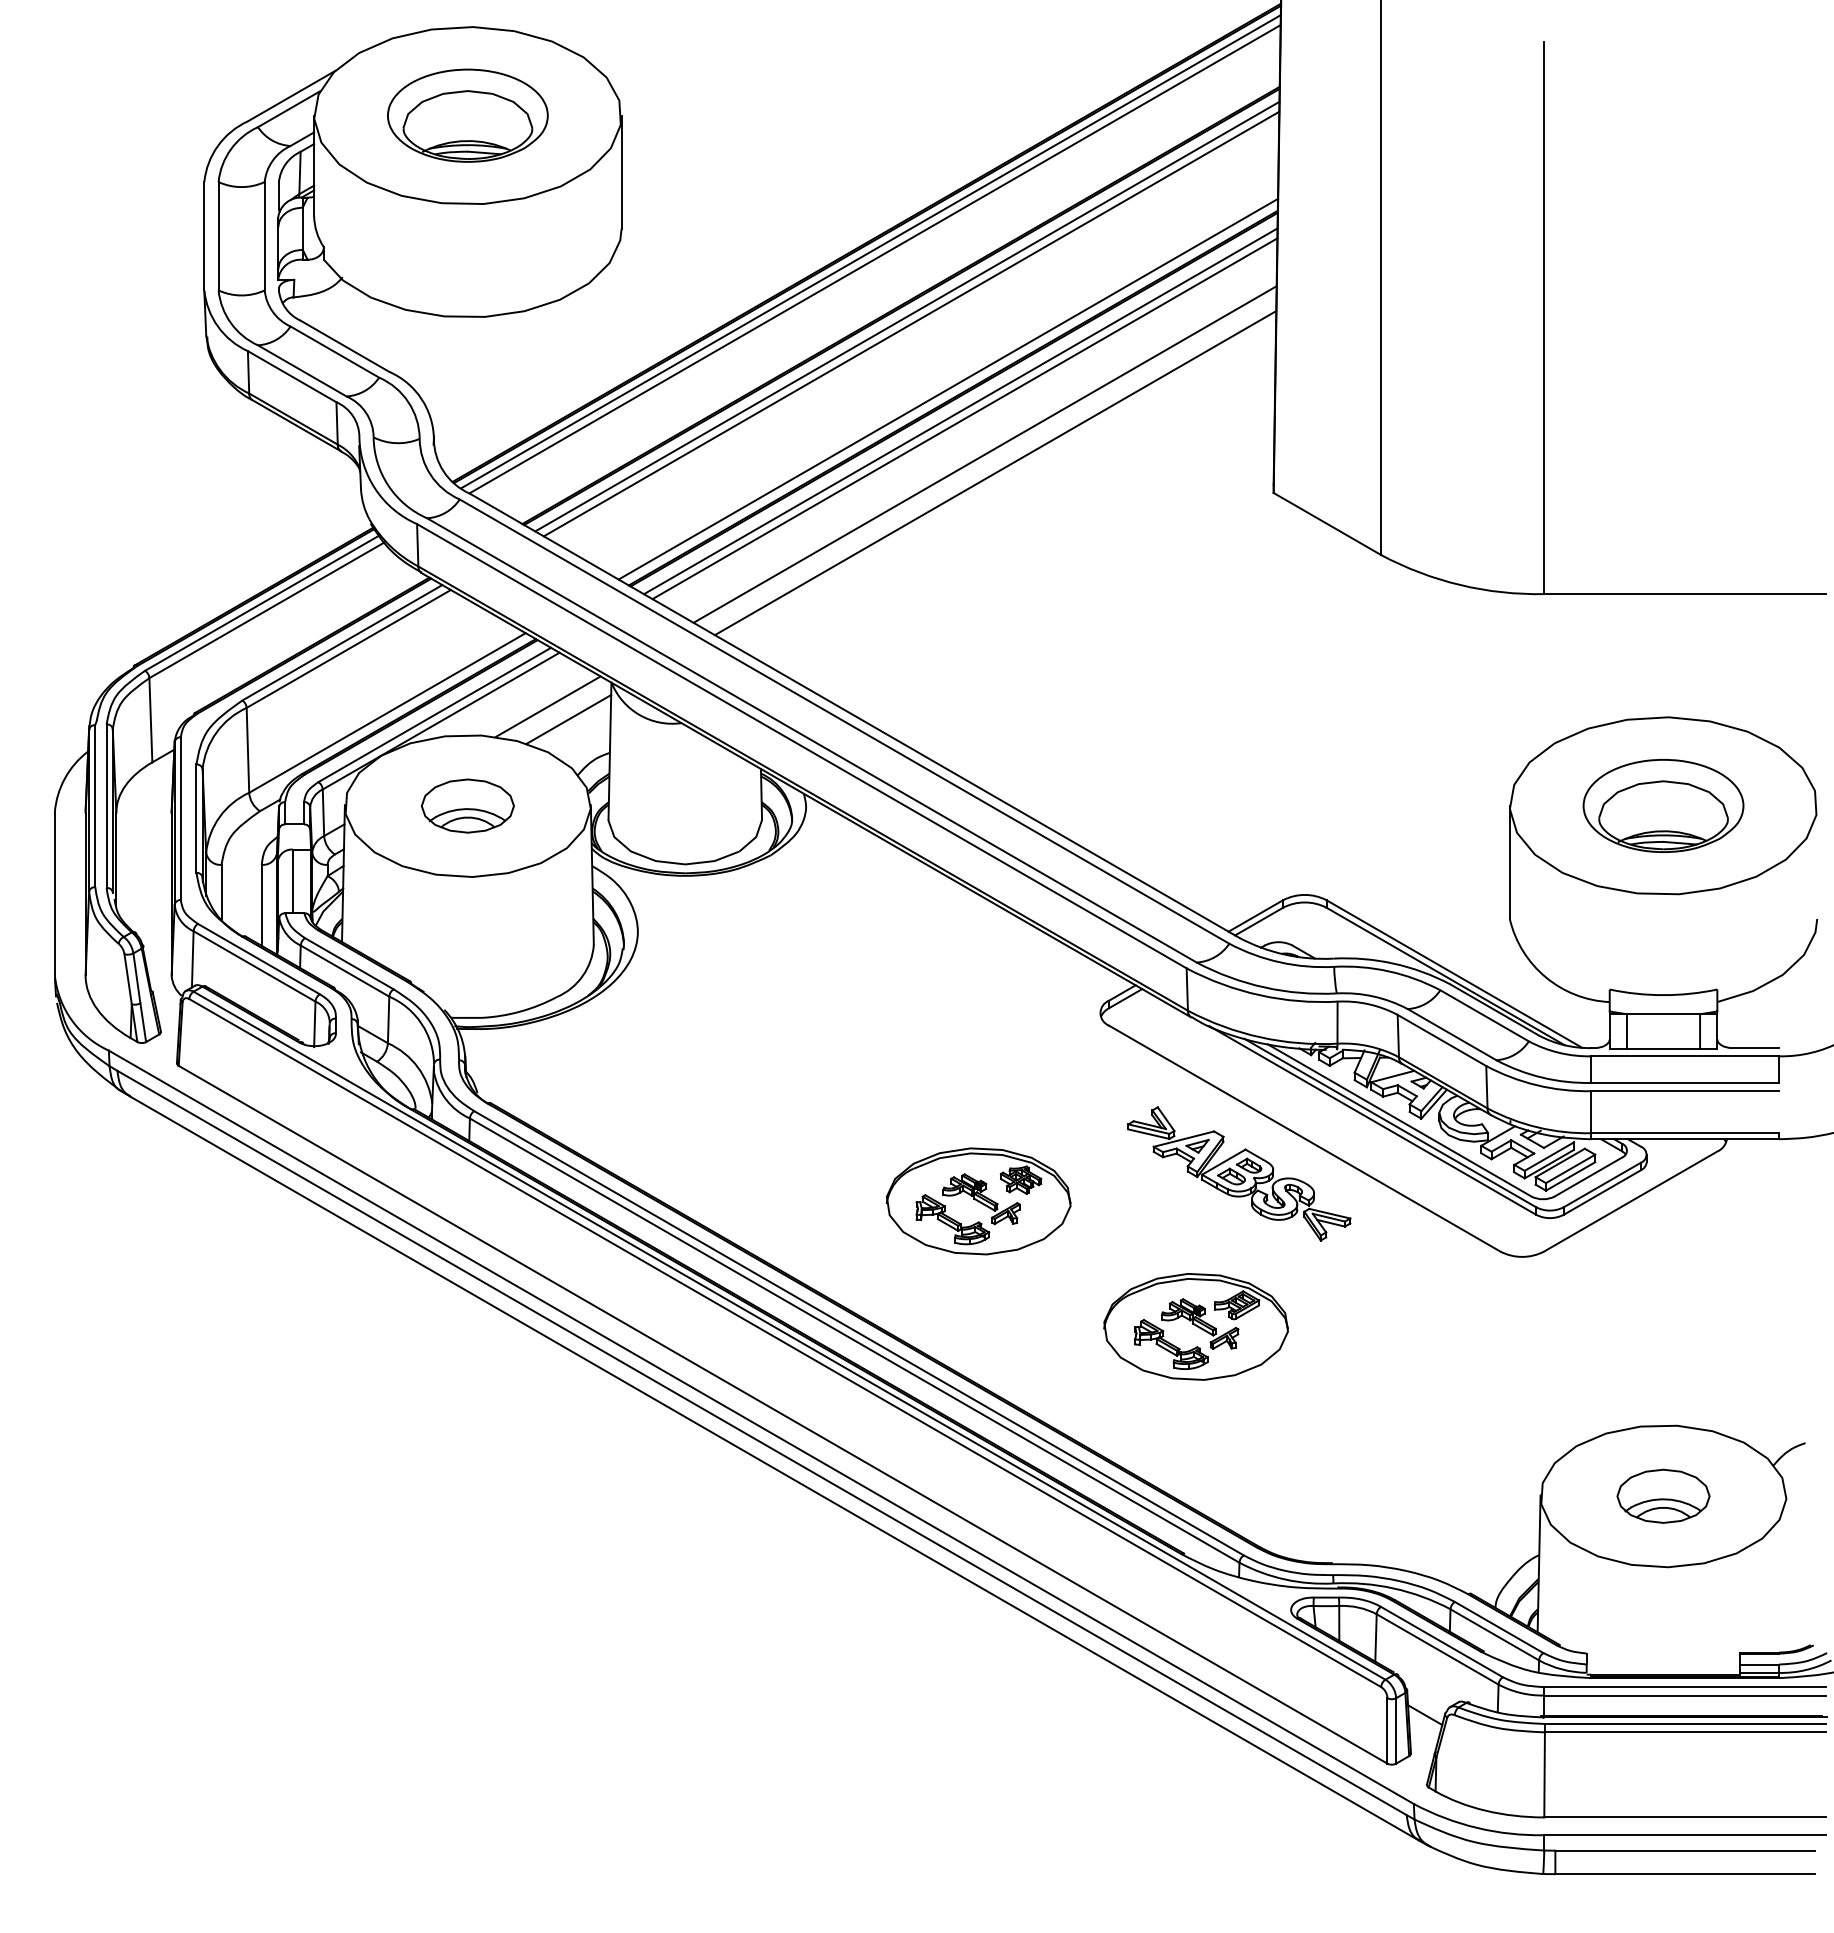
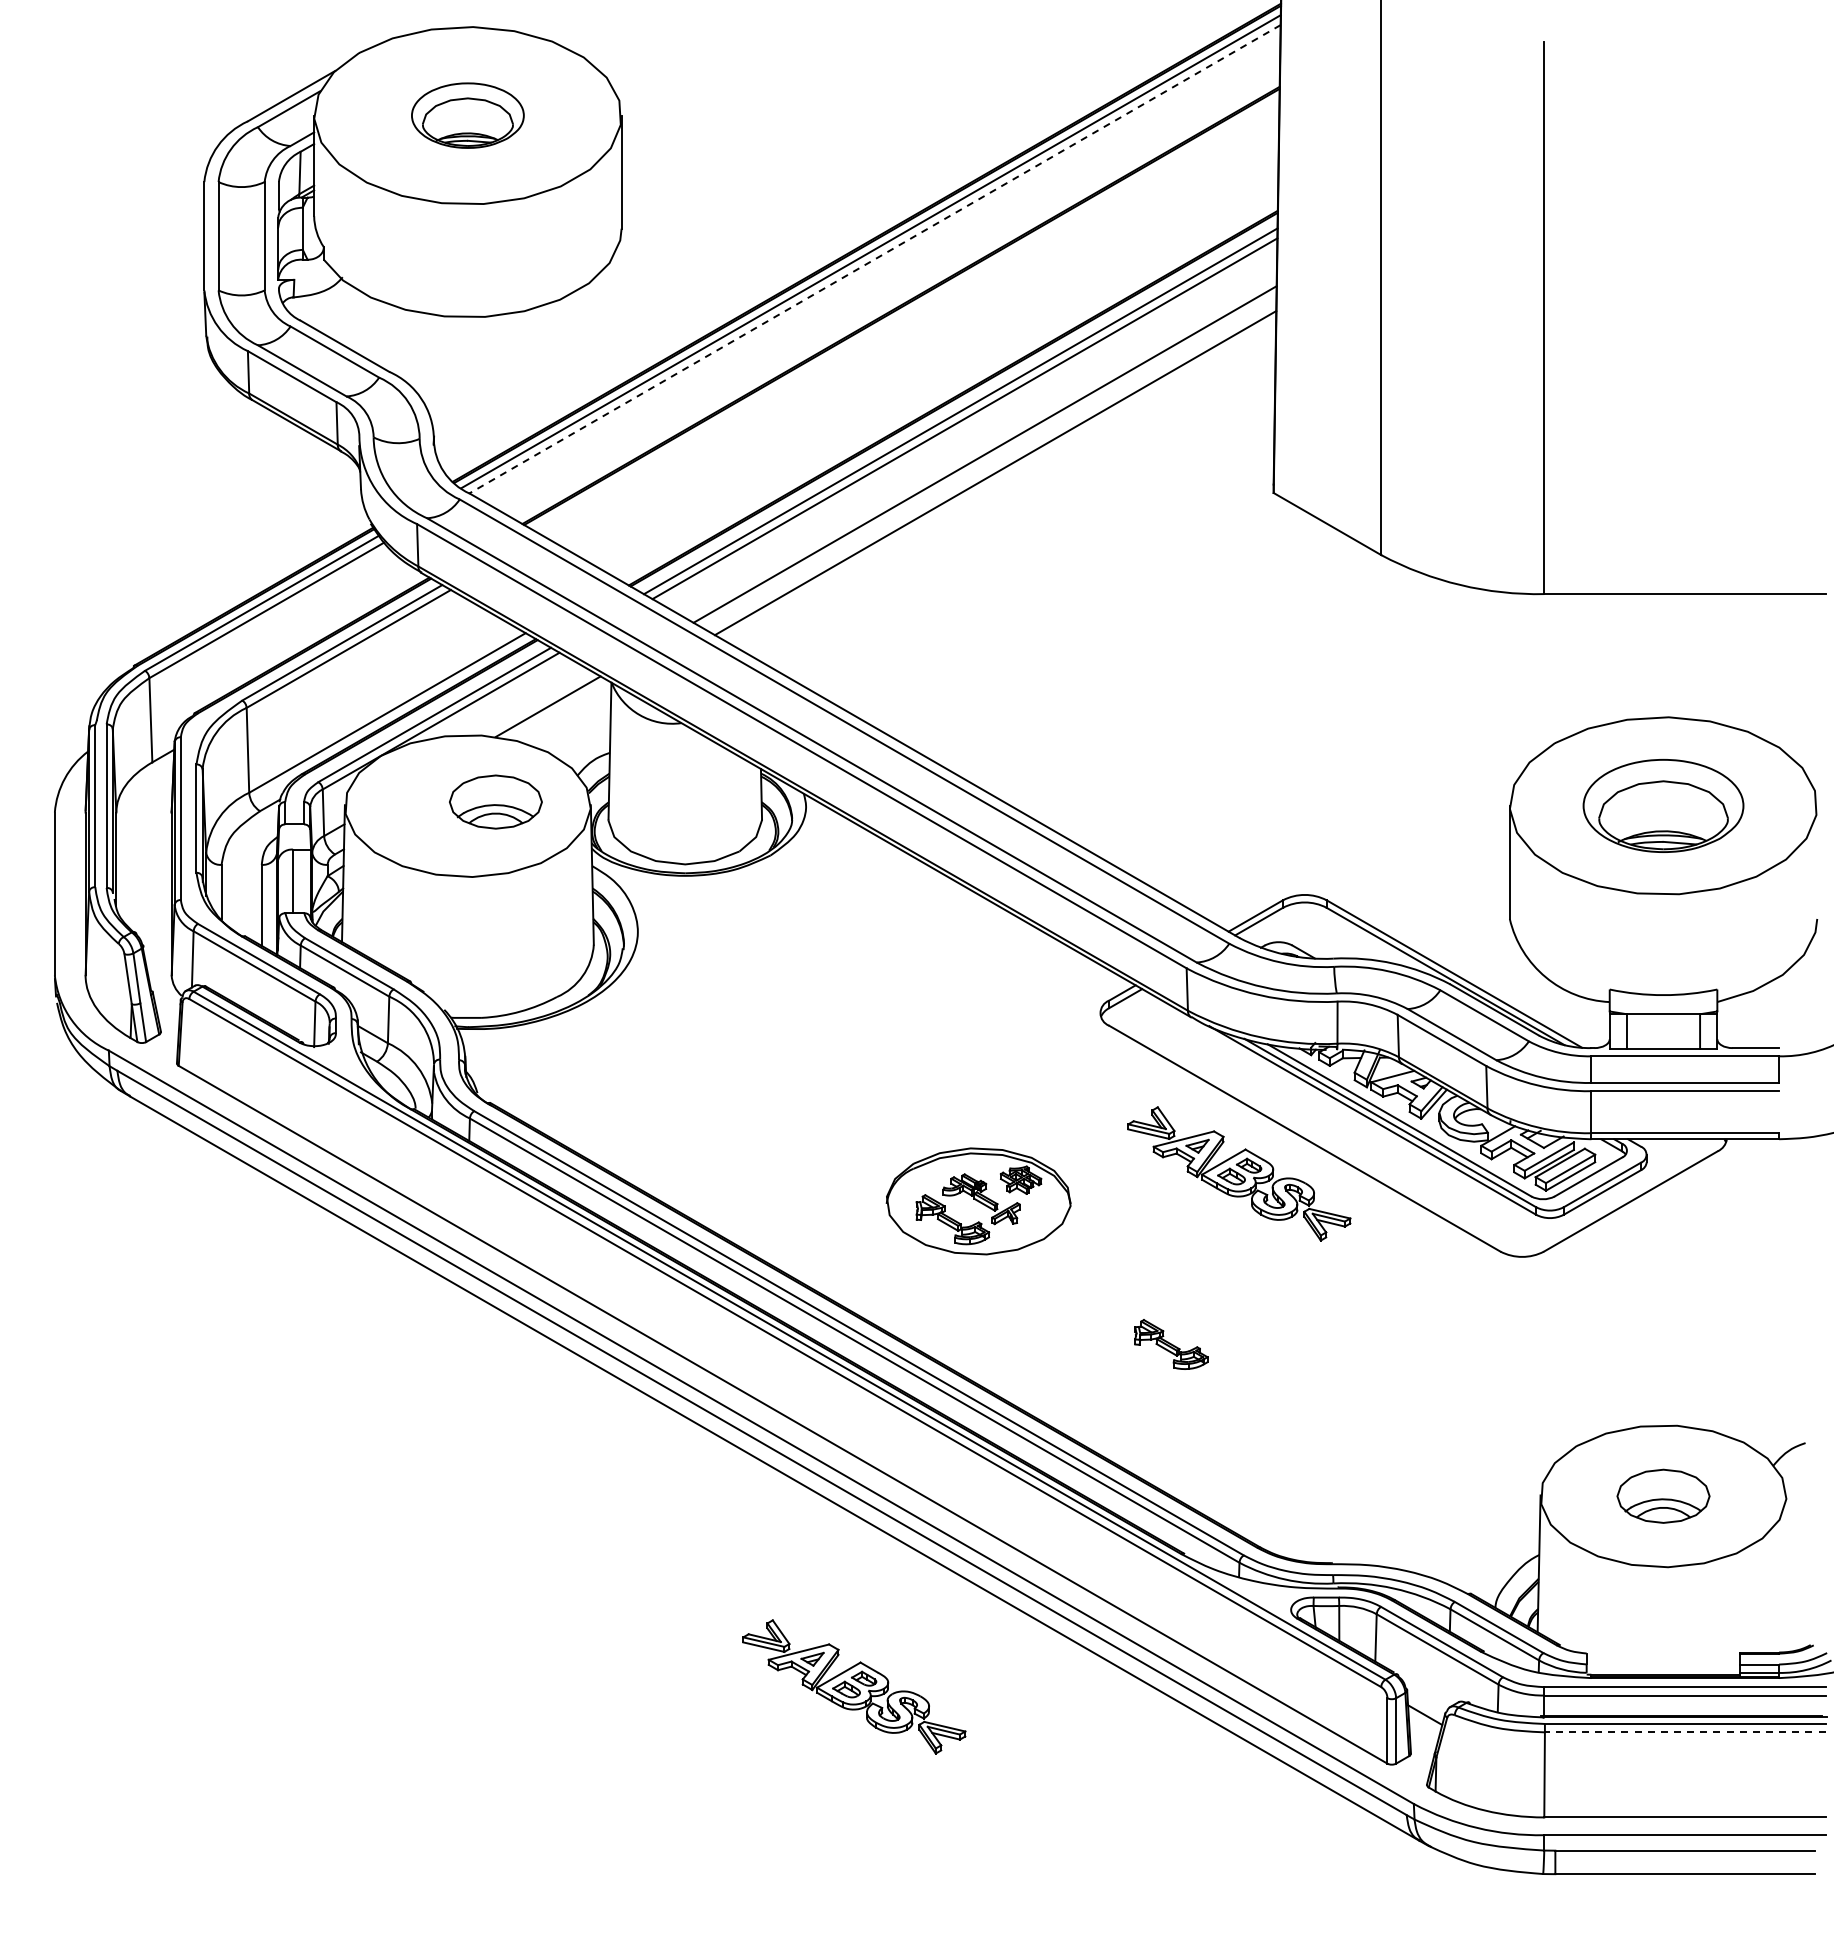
part size: 162x95 px -> 114x67 px (467, 115)
line: solid -> dashed (874, 259)
line: present -> none (907, 316)
line: present -> none (911, 323)
line: present -> none (948, 388)
line: present -> none (568, 719)
part position: (467, 805) -> (495, 801) (495, 801)
part: present -> none (1195, 1326)
part: none -> present (854, 1686)
line: solid -> dashed (1684, 1732)
